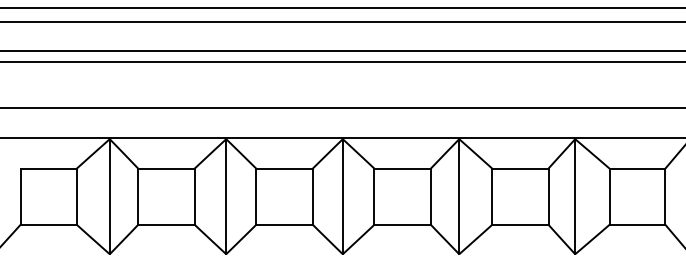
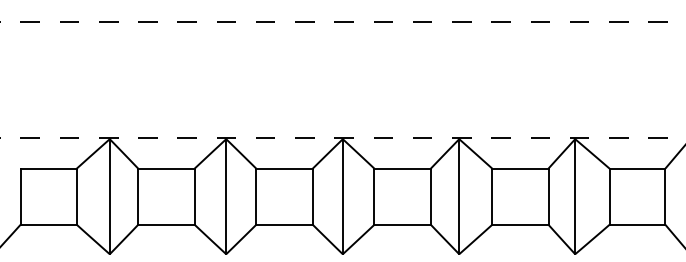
line: present -> none (342, 7)
line: solid -> dashed (343, 21)
line: present -> none (342, 51)
line: present -> none (342, 61)
line: present -> none (342, 108)
line: solid -> dashed (343, 138)
